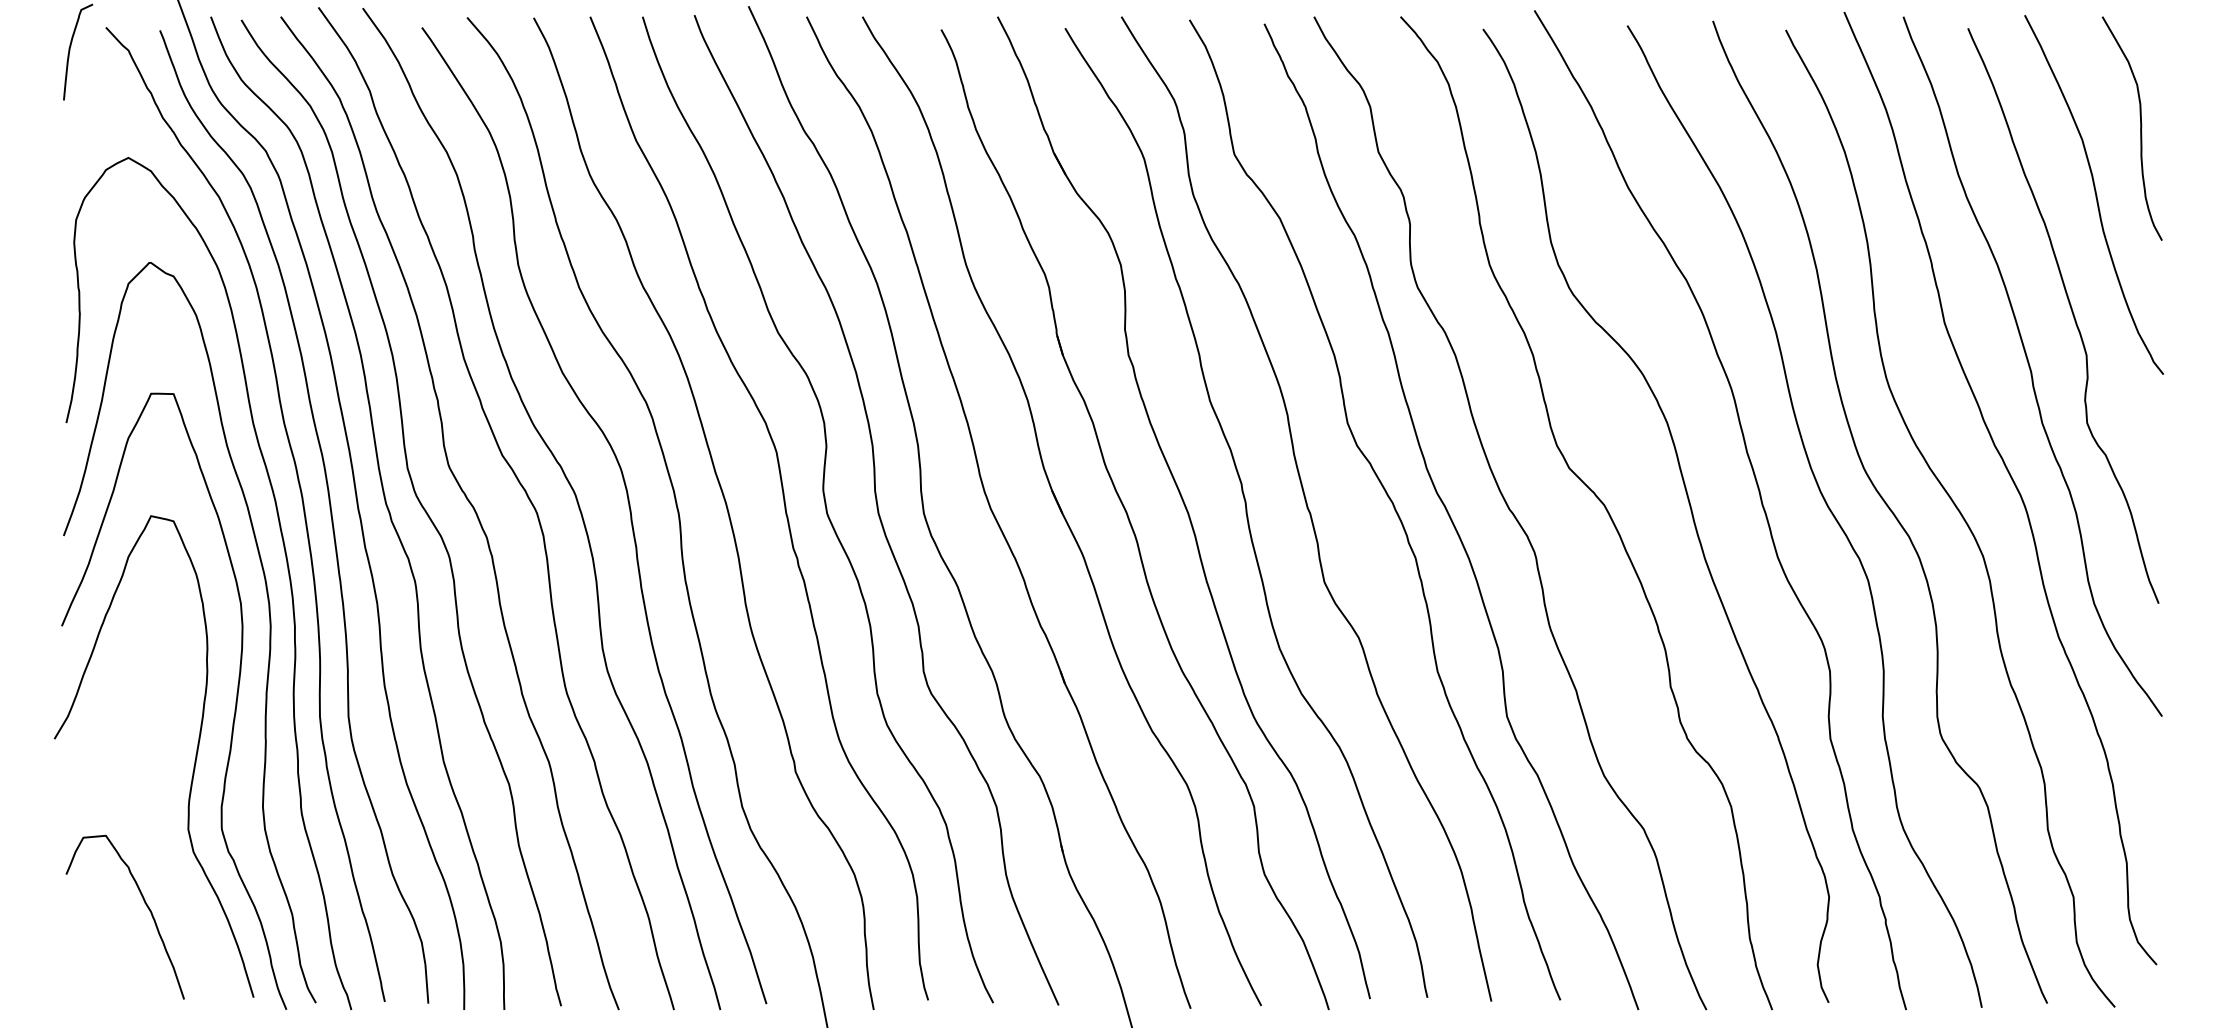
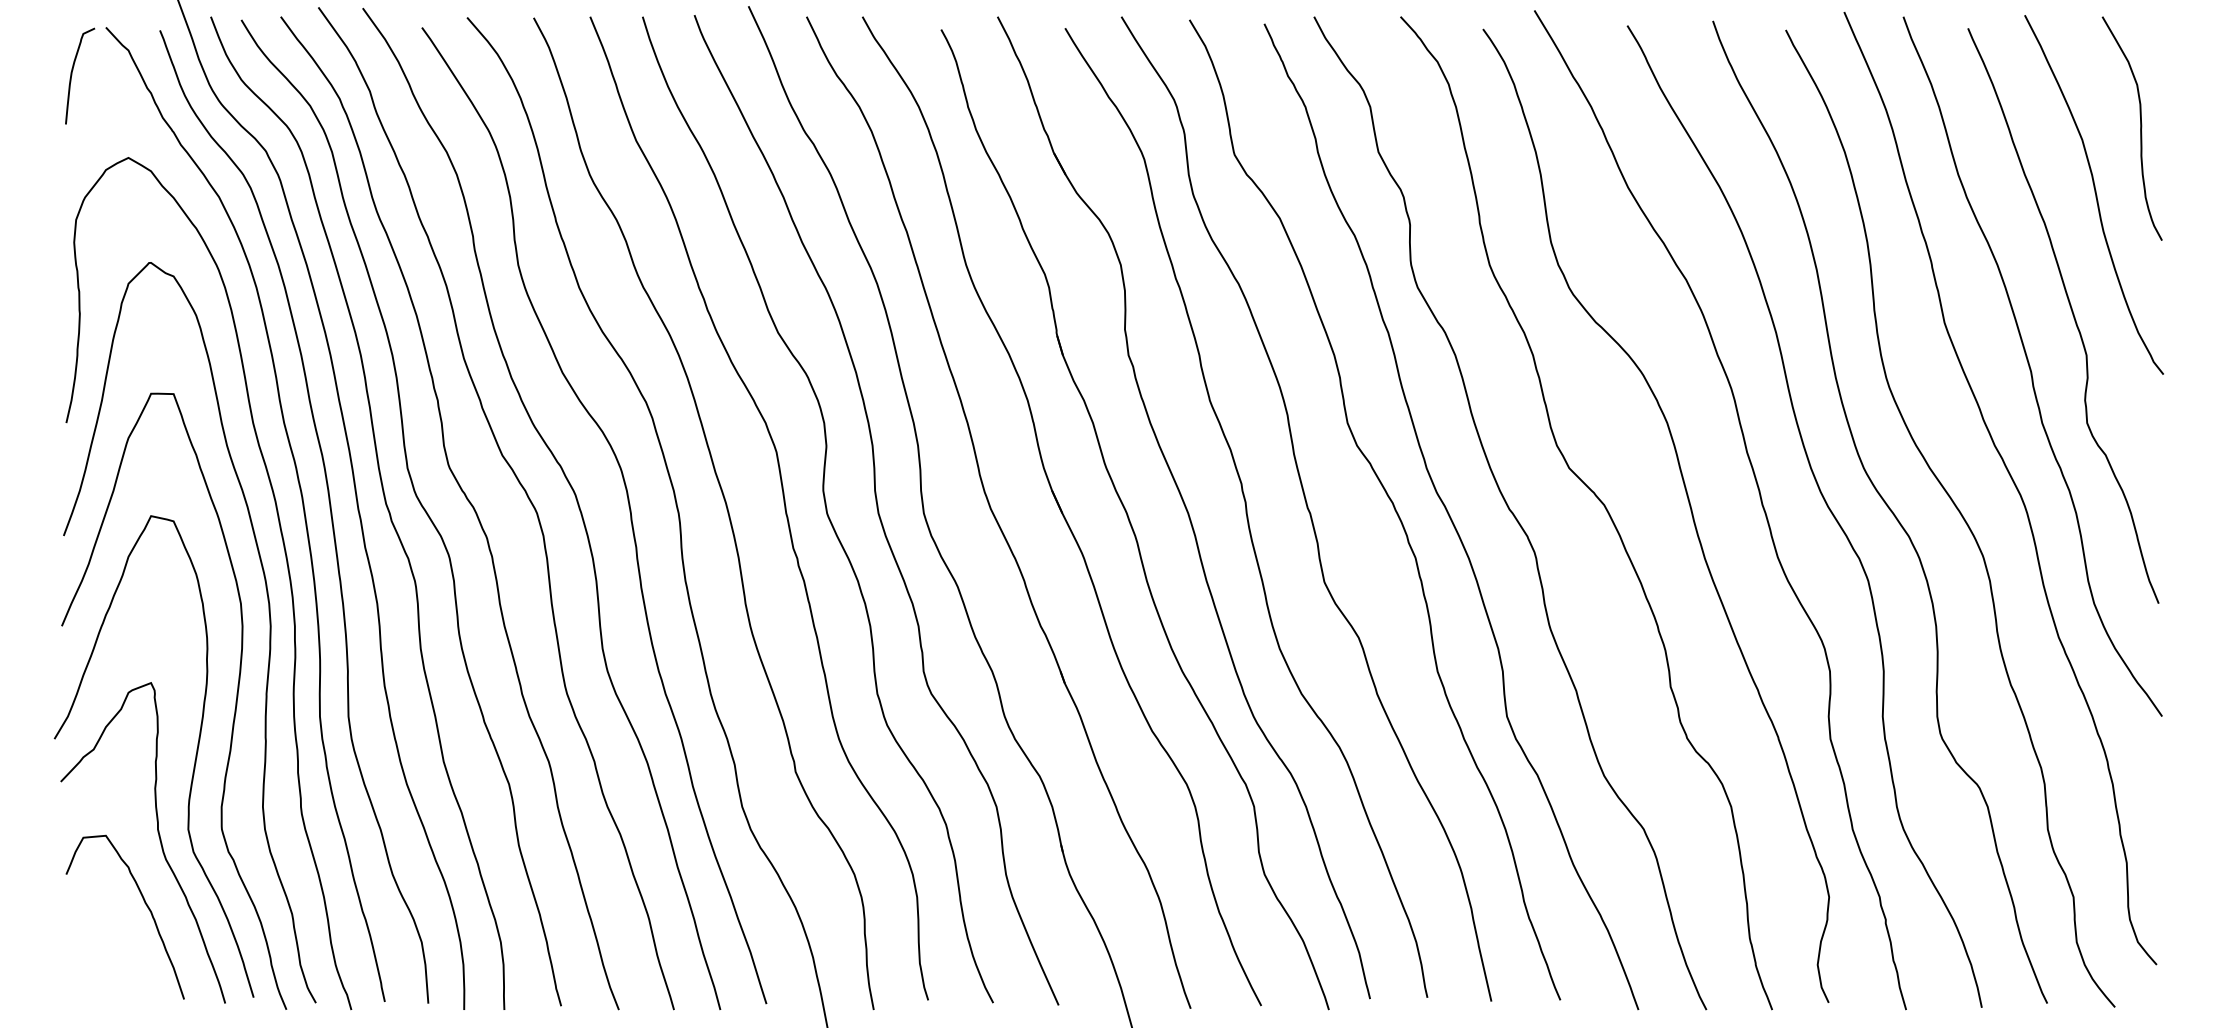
curve position: (70, 51) -> (72, 75) (72, 75)
curve: none -> present (158, 836)
